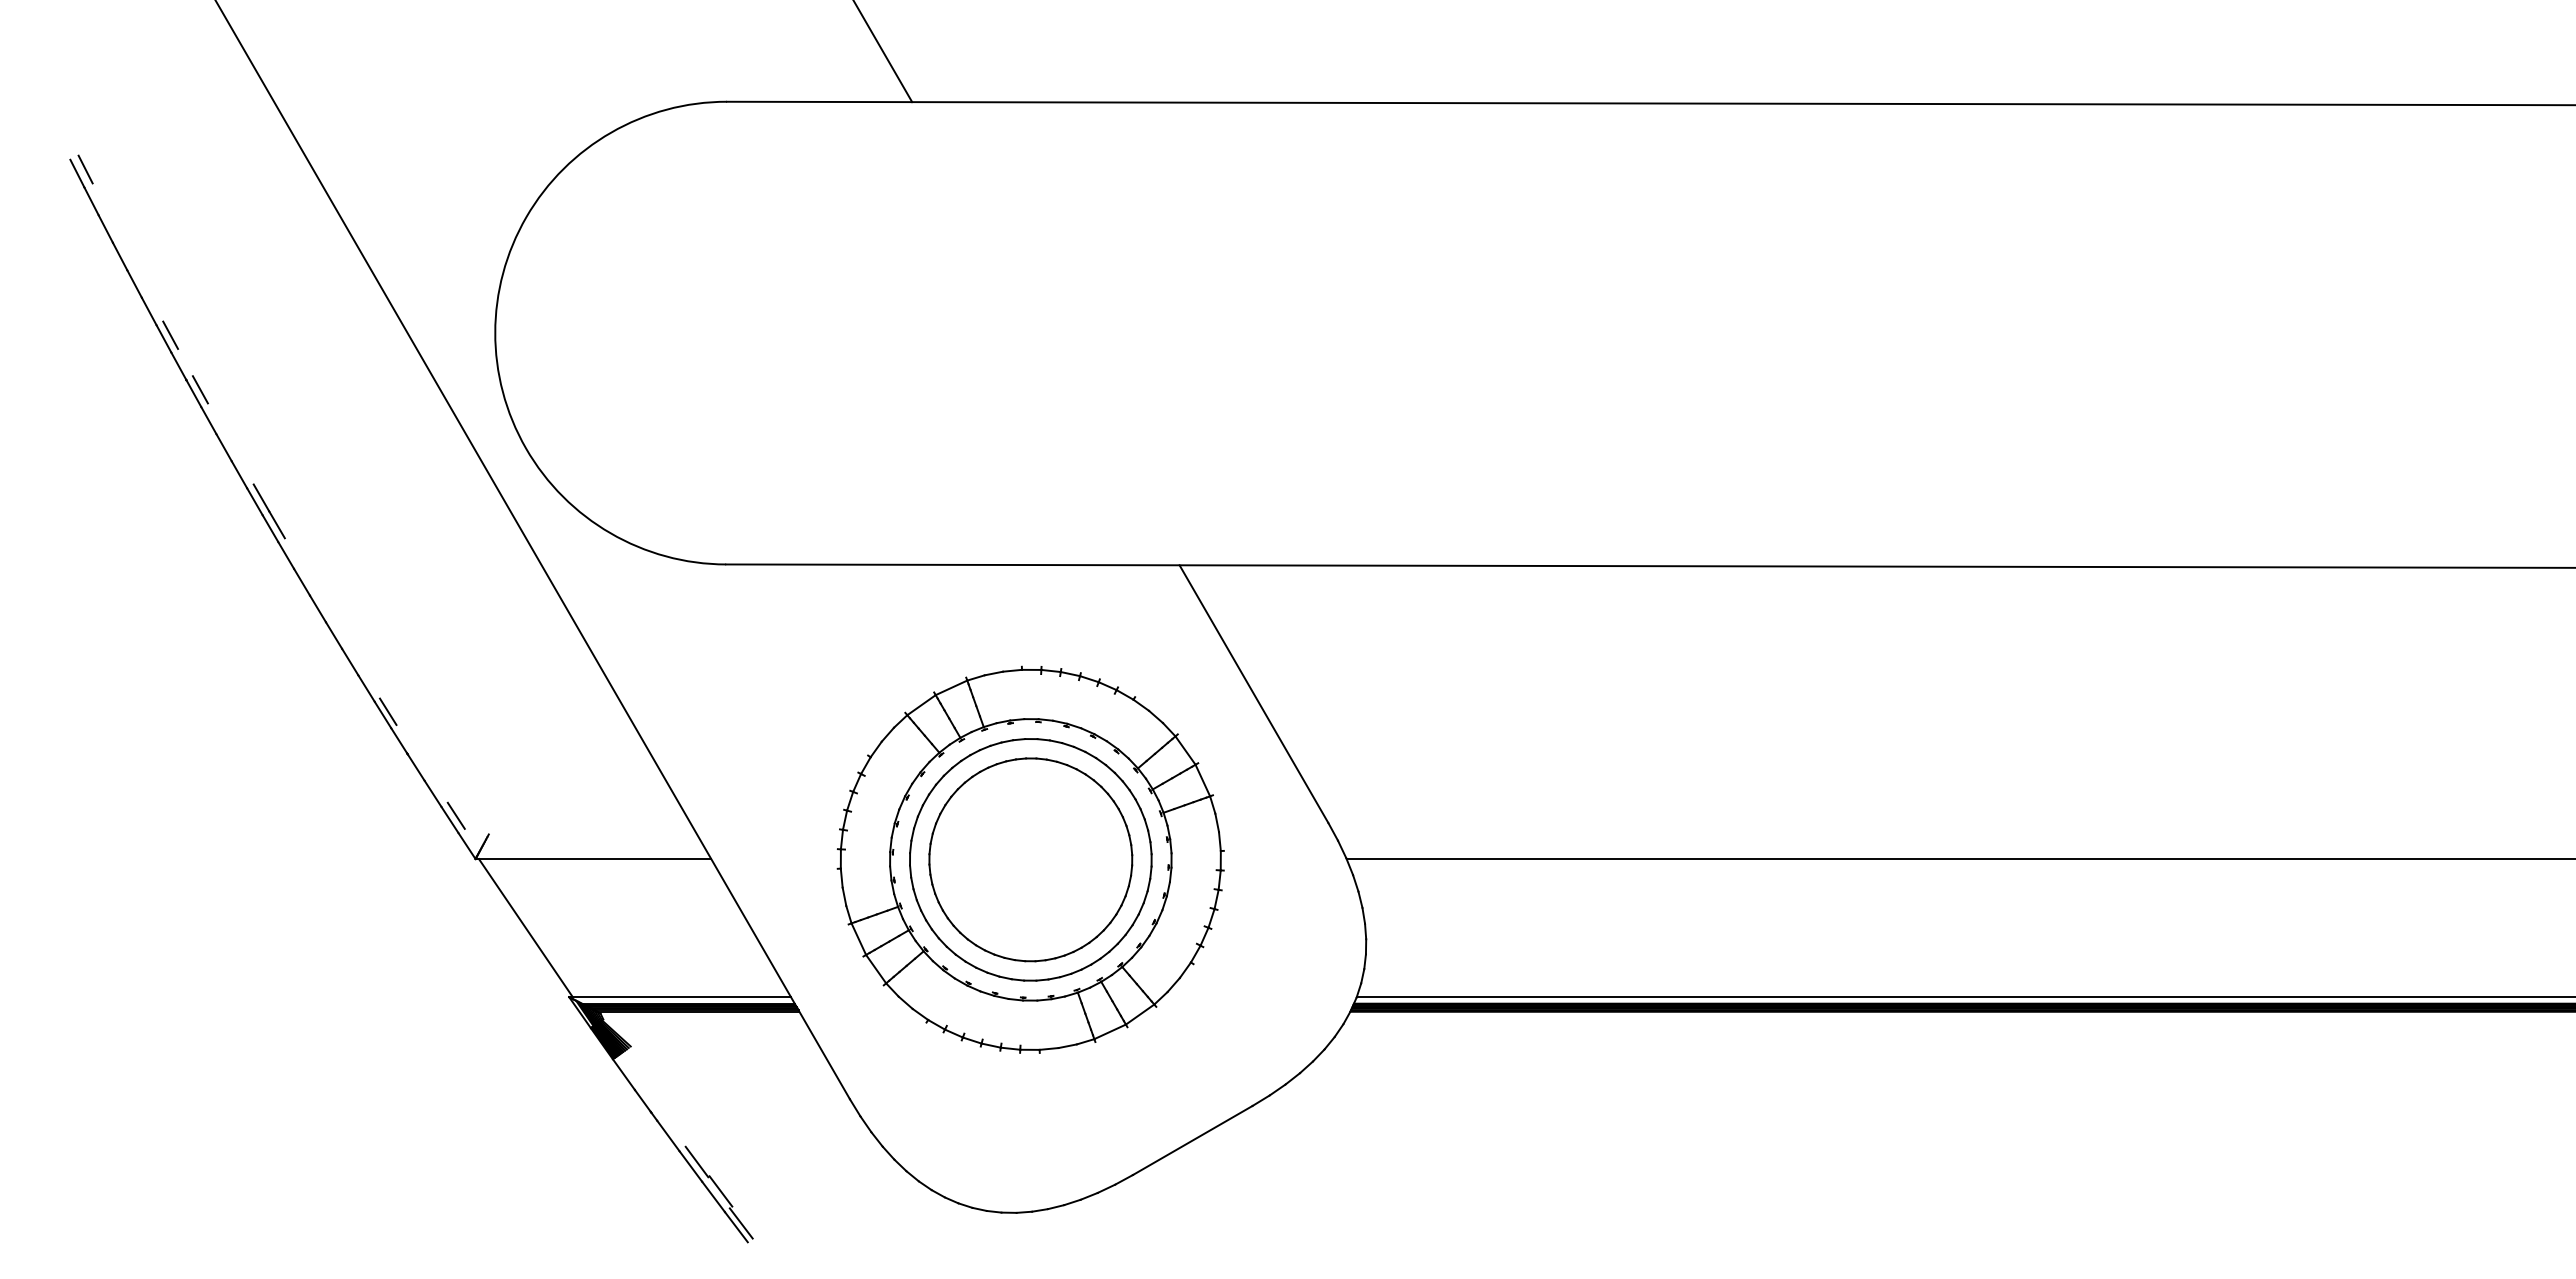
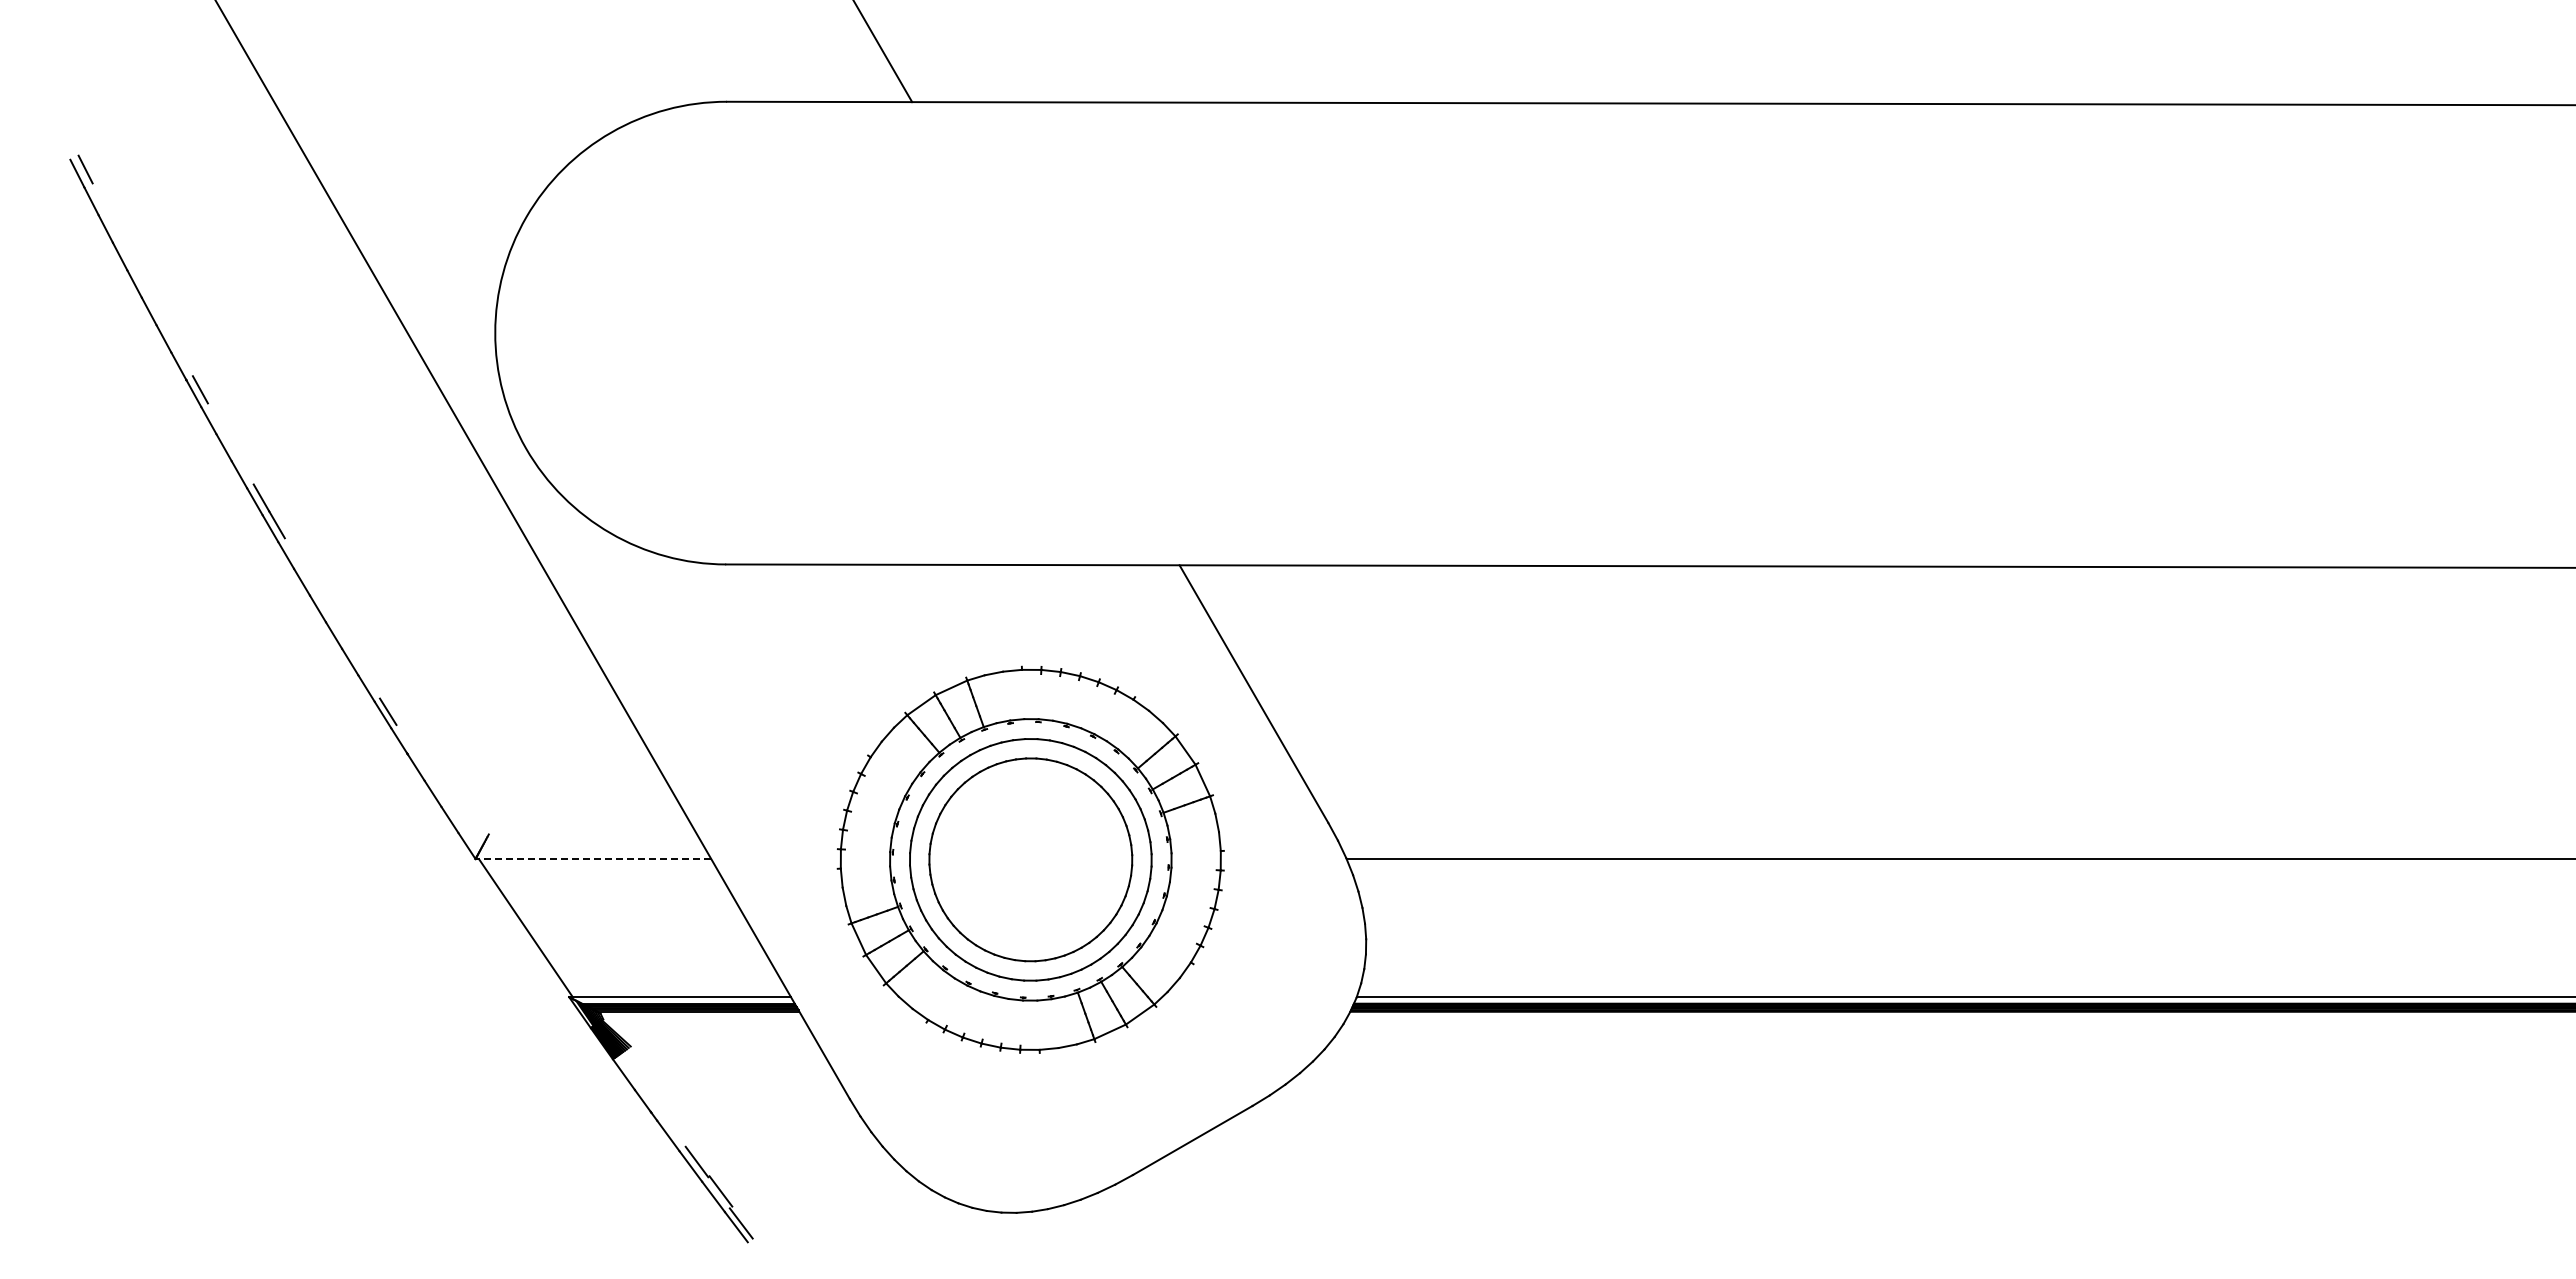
line: present -> none (170, 334)
line: present -> none (455, 815)
line: solid -> dashed (593, 859)
